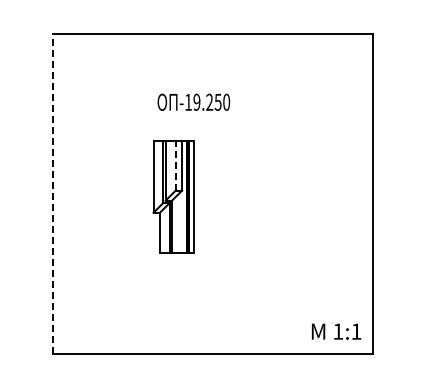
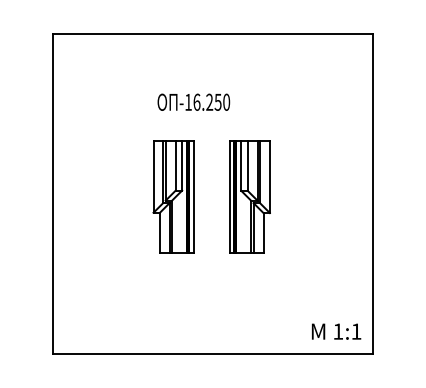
text: -19.250 -> -16.250 (196, 101)
line: dashed -> solid (175, 165)
line: dashed -> solid (52, 193)
part: none -> present (249, 196)
